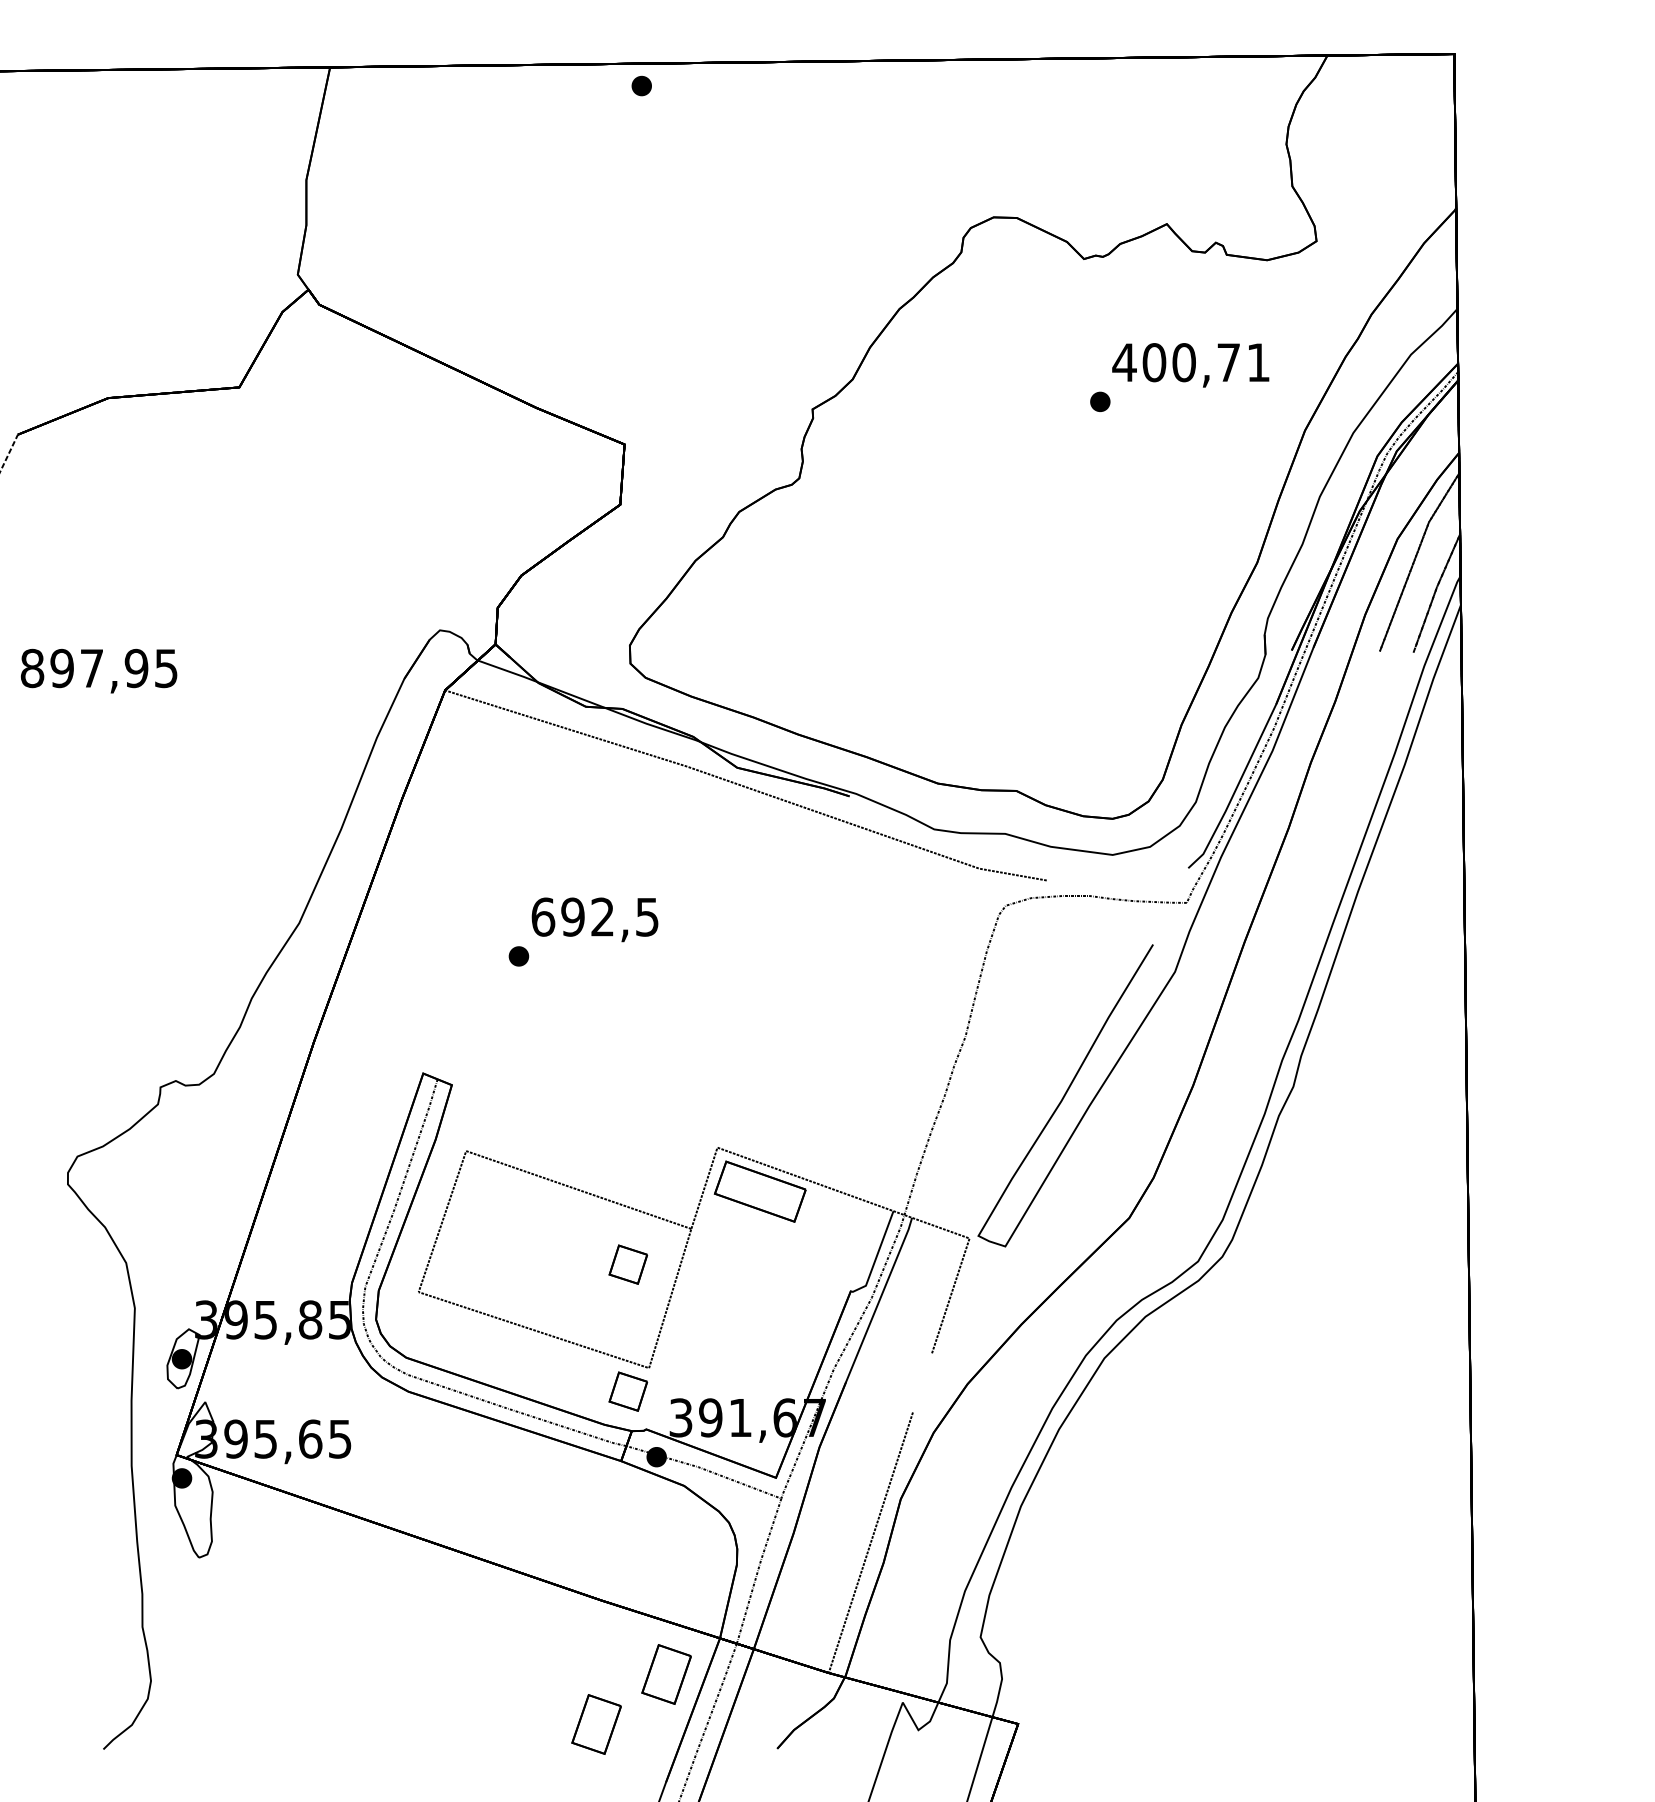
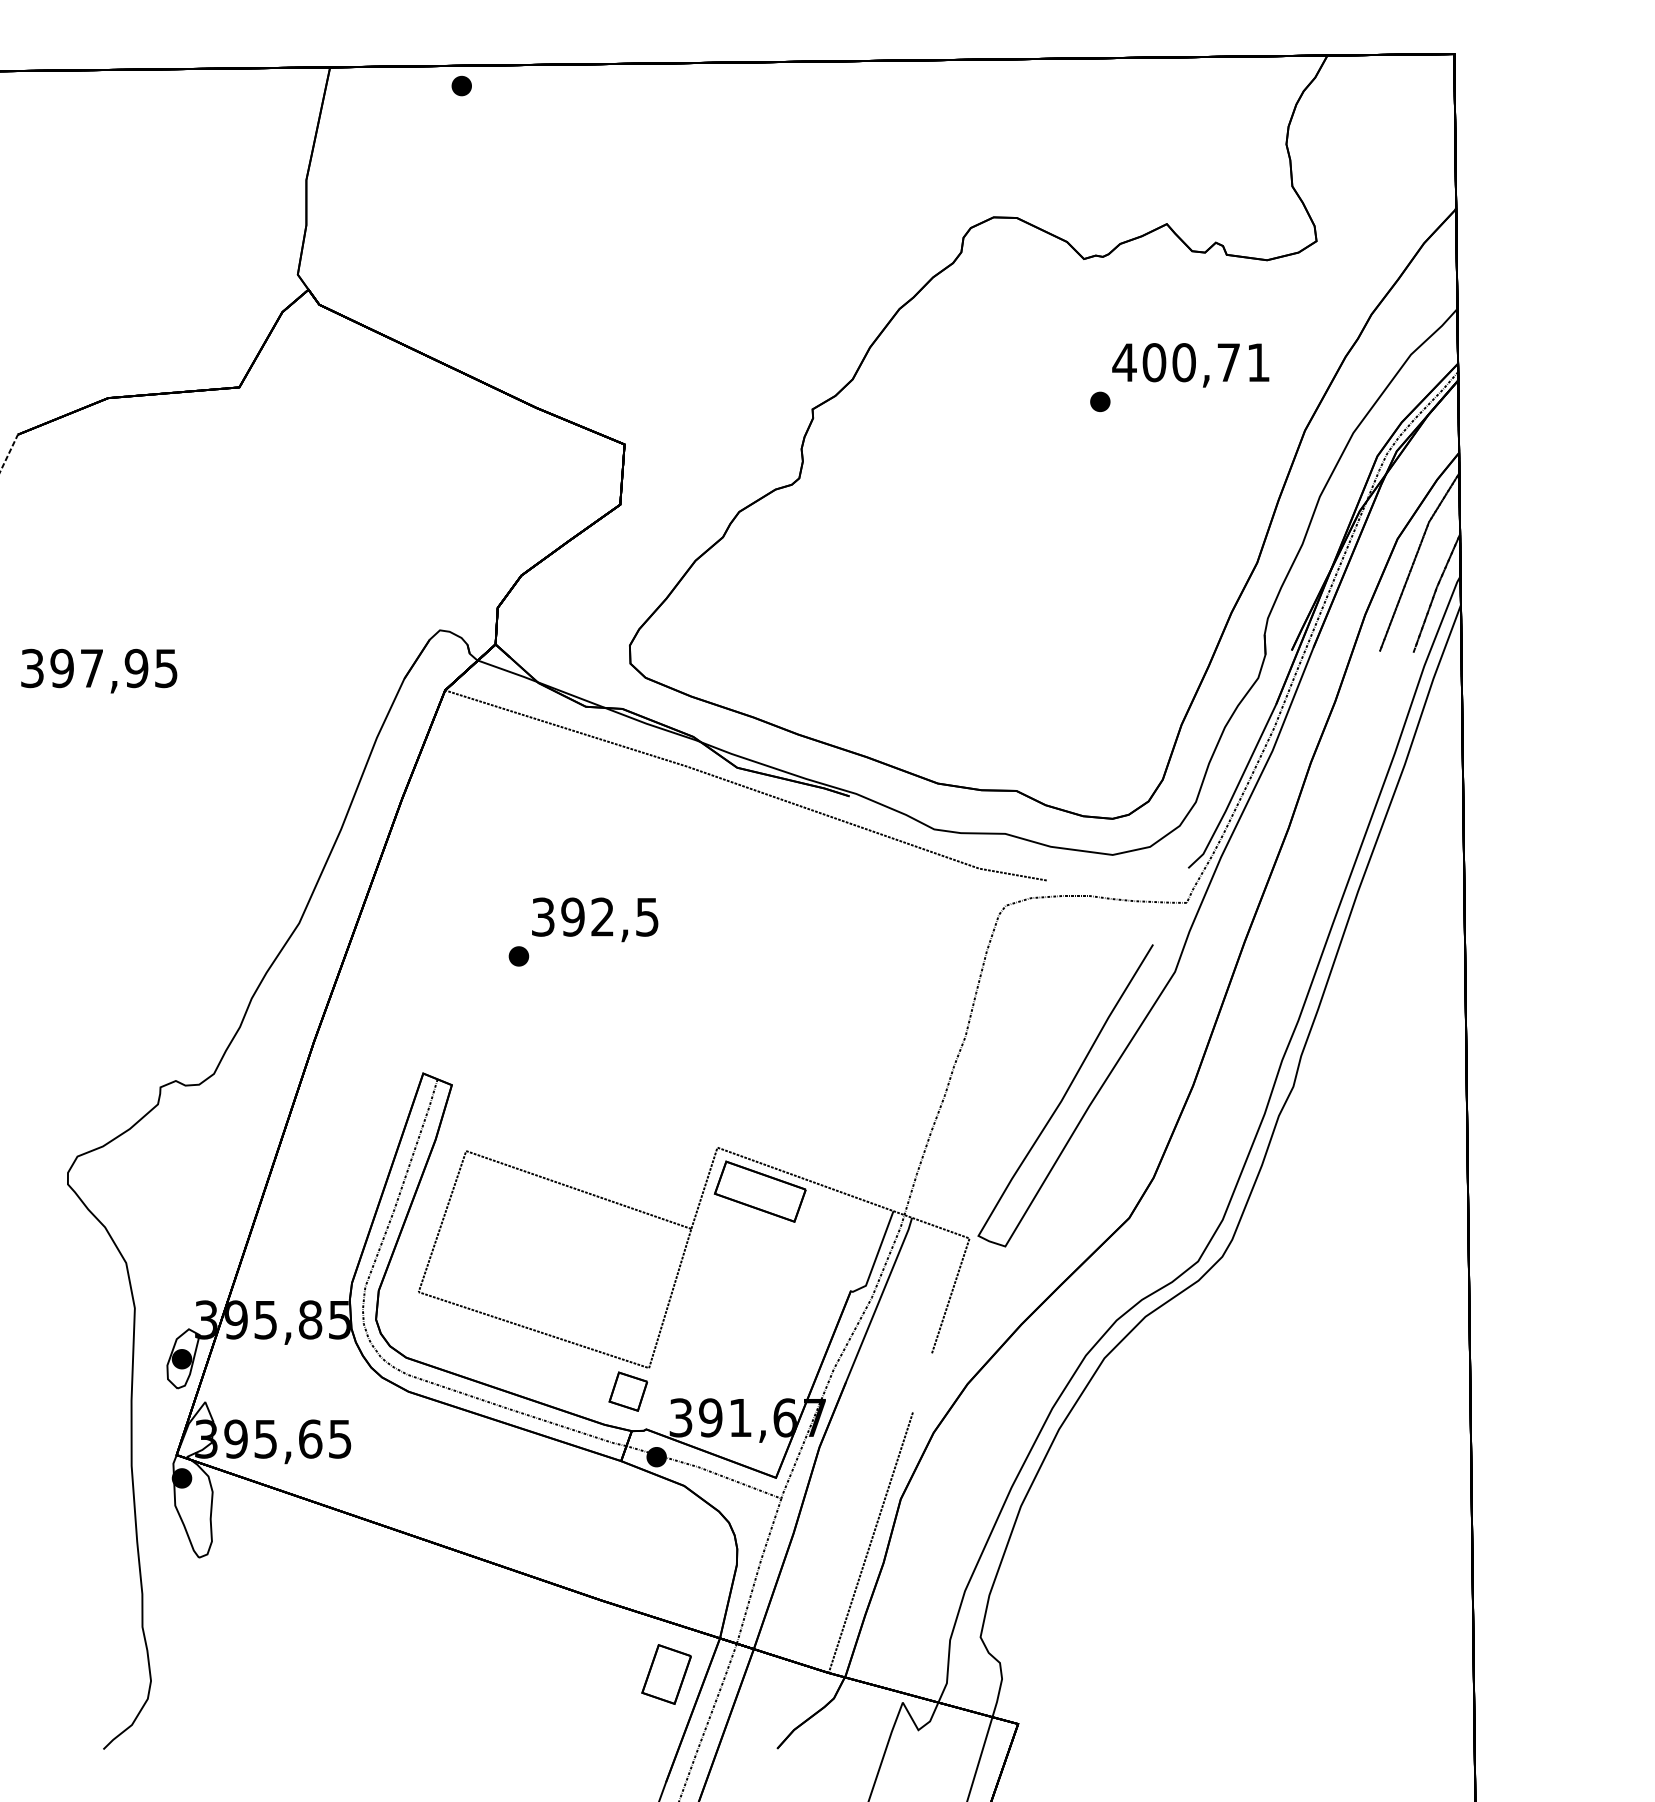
part position: (641, 85) -> (461, 85) (461, 85)
text: 897,95 -> 397,95 (32, 668)
text: 692,5 -> 392,5 (543, 916)
part: present -> none (628, 1264)
part: present -> none (596, 1724)
